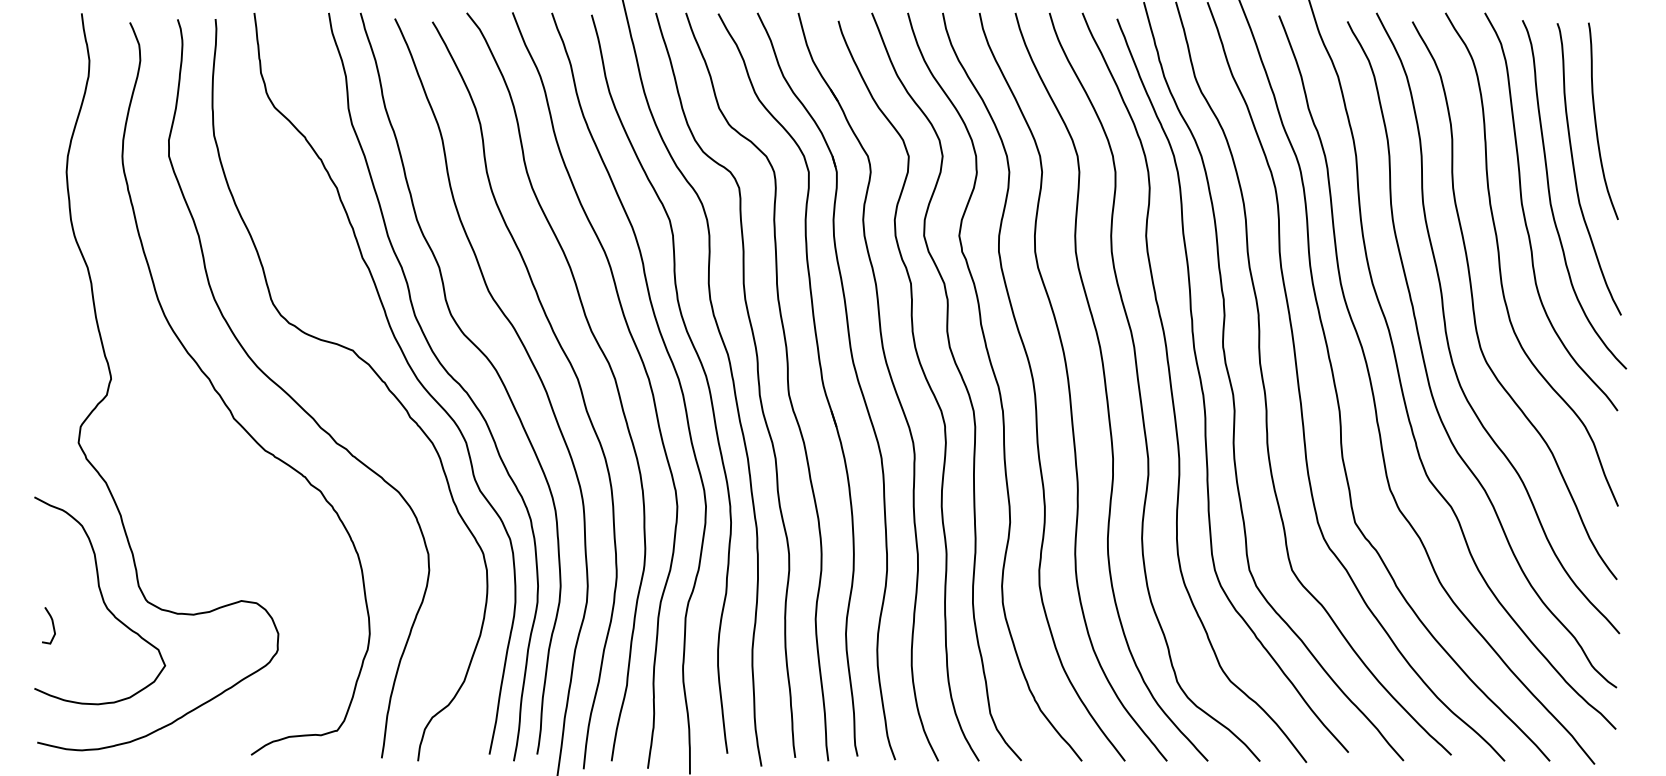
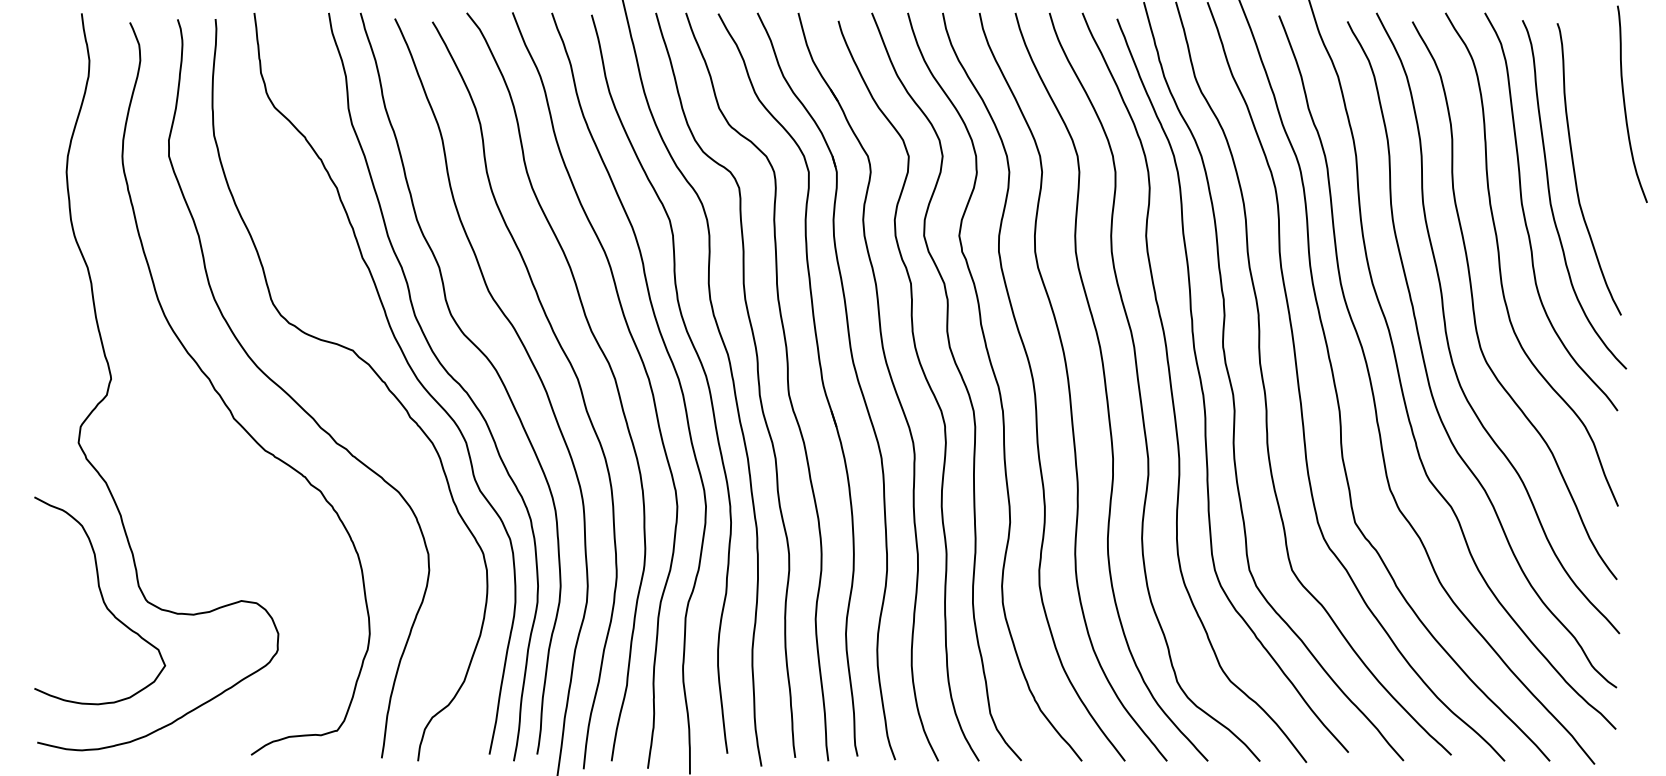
curve position: (1596, 120) -> (1625, 103) (1625, 103)
curve: present -> none (52, 625)
